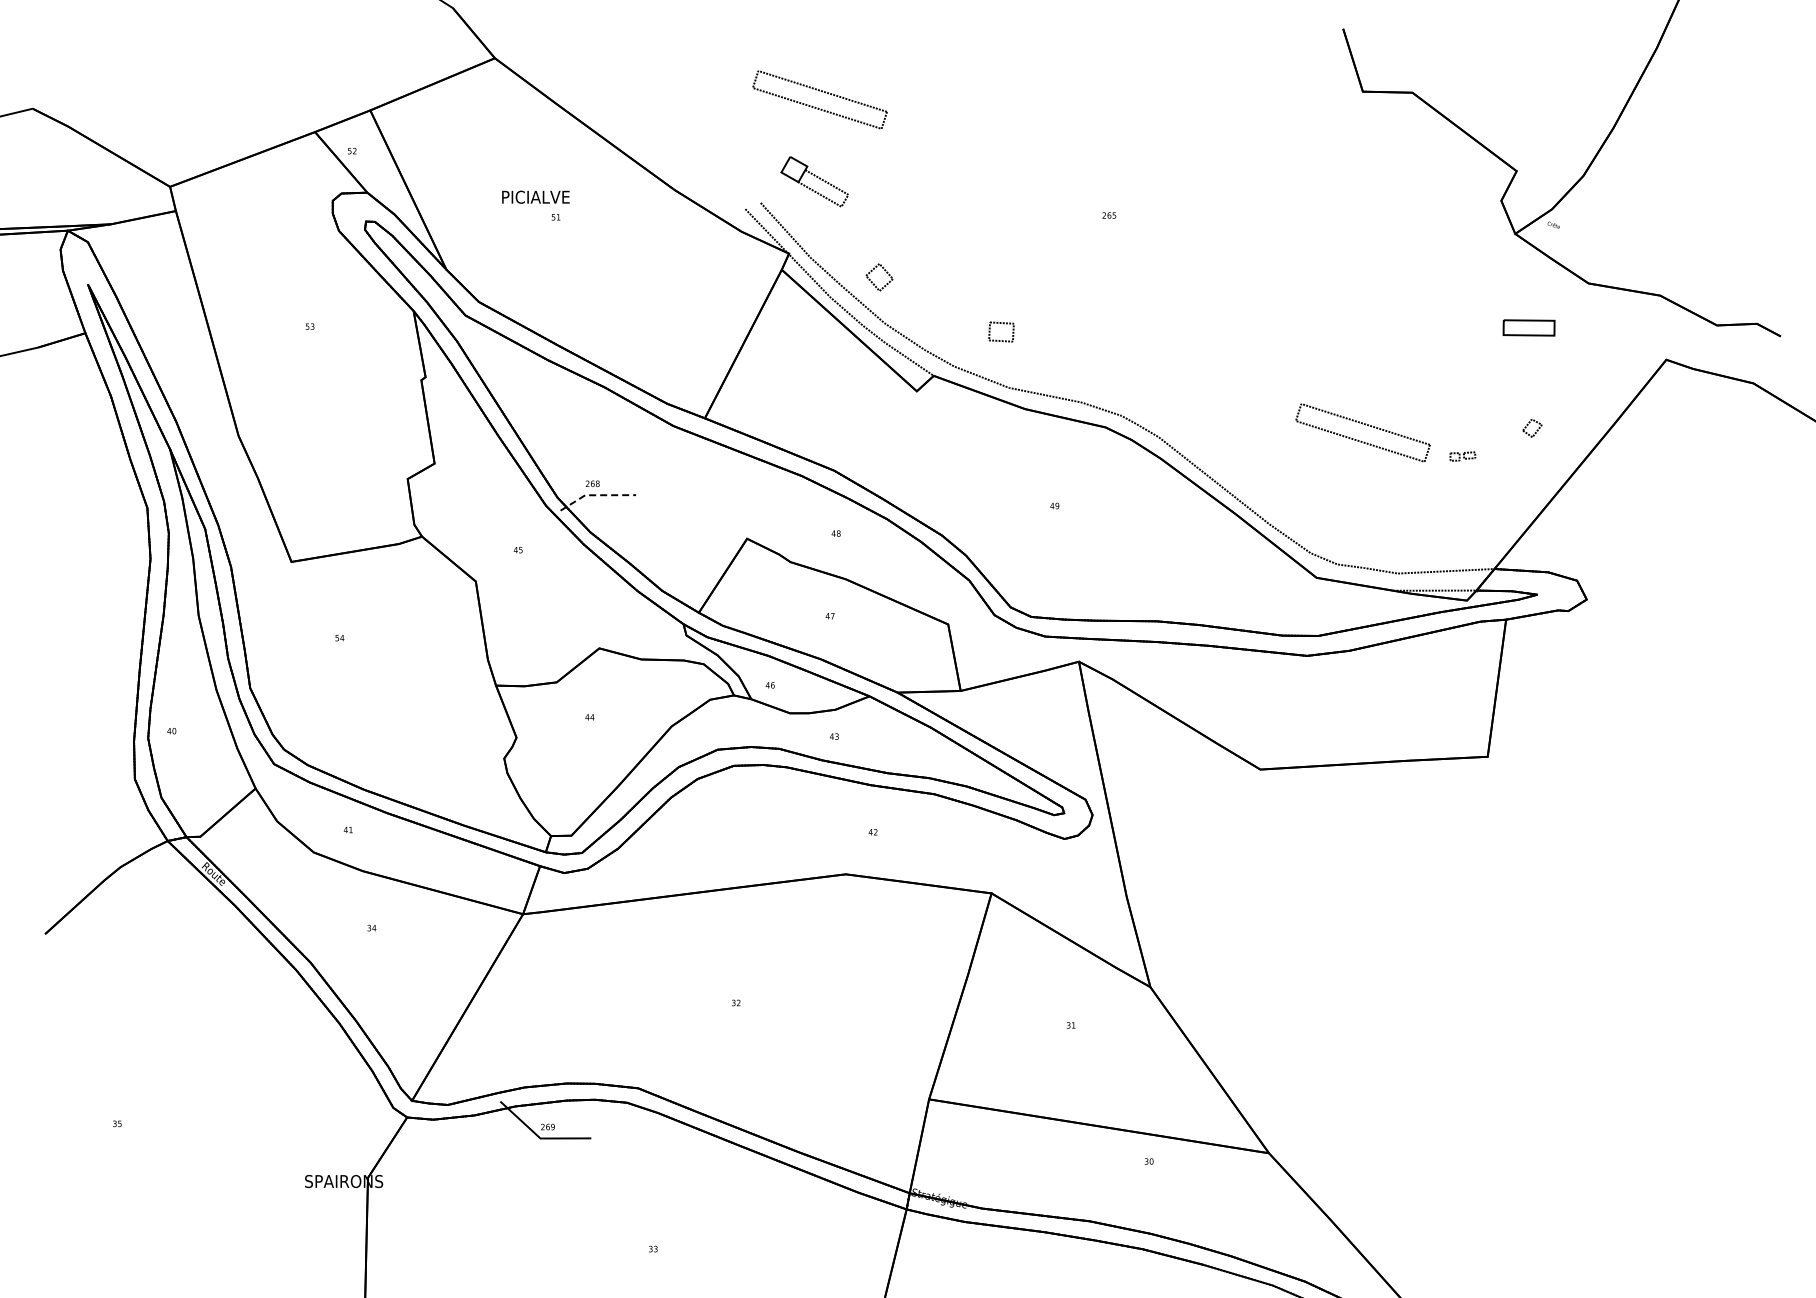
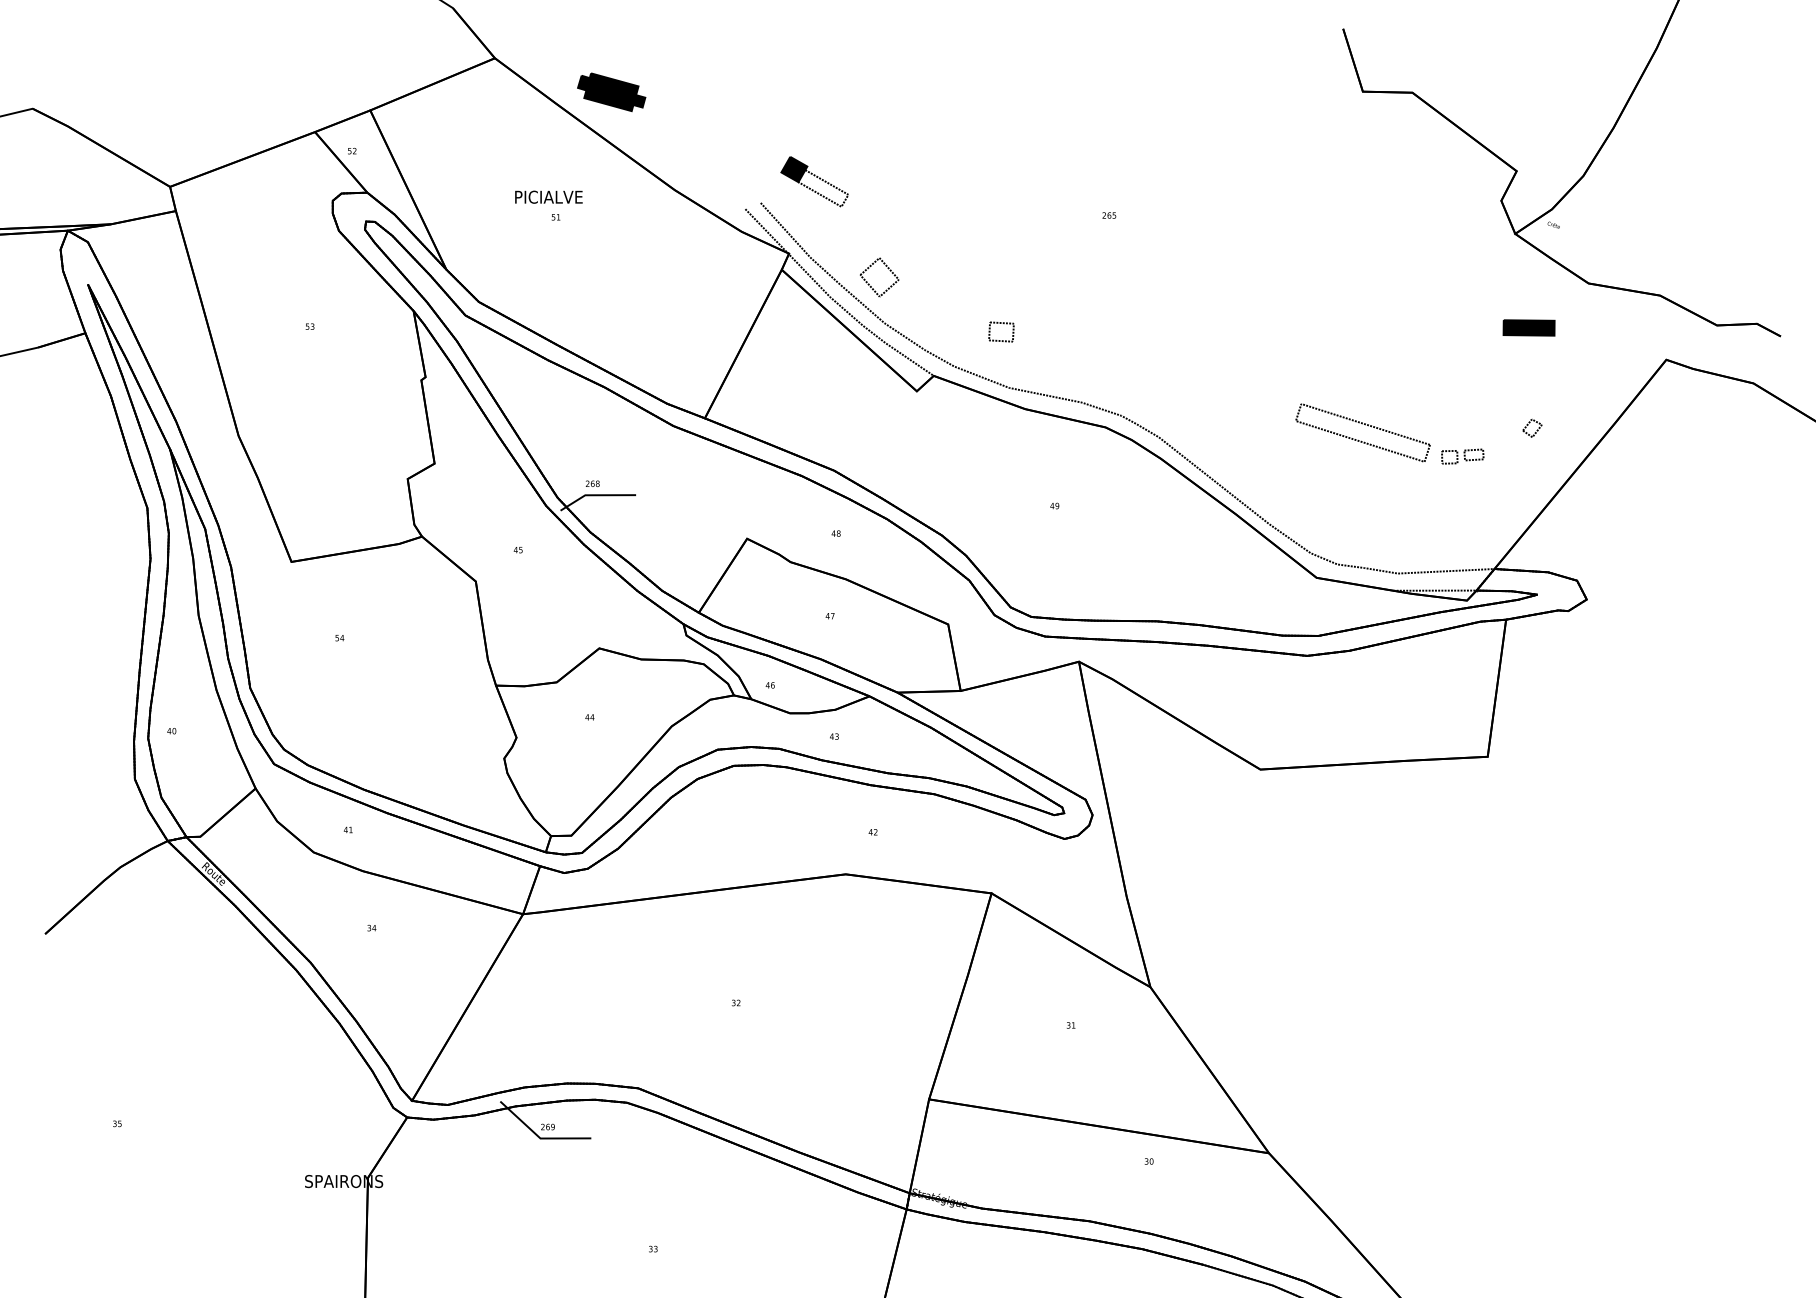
part: none -> present (611, 92)
part: present -> none (822, 92)
fill: none -> present (794, 169)
text position: (535, 196) -> (548, 196) (548, 196)
part size: 29x29 px -> 41x41 px (879, 277)
fill: none -> present (1528, 327)
part size: 28x11 px -> 44x17 px (1462, 456)
line: dashed -> solid (595, 495)
